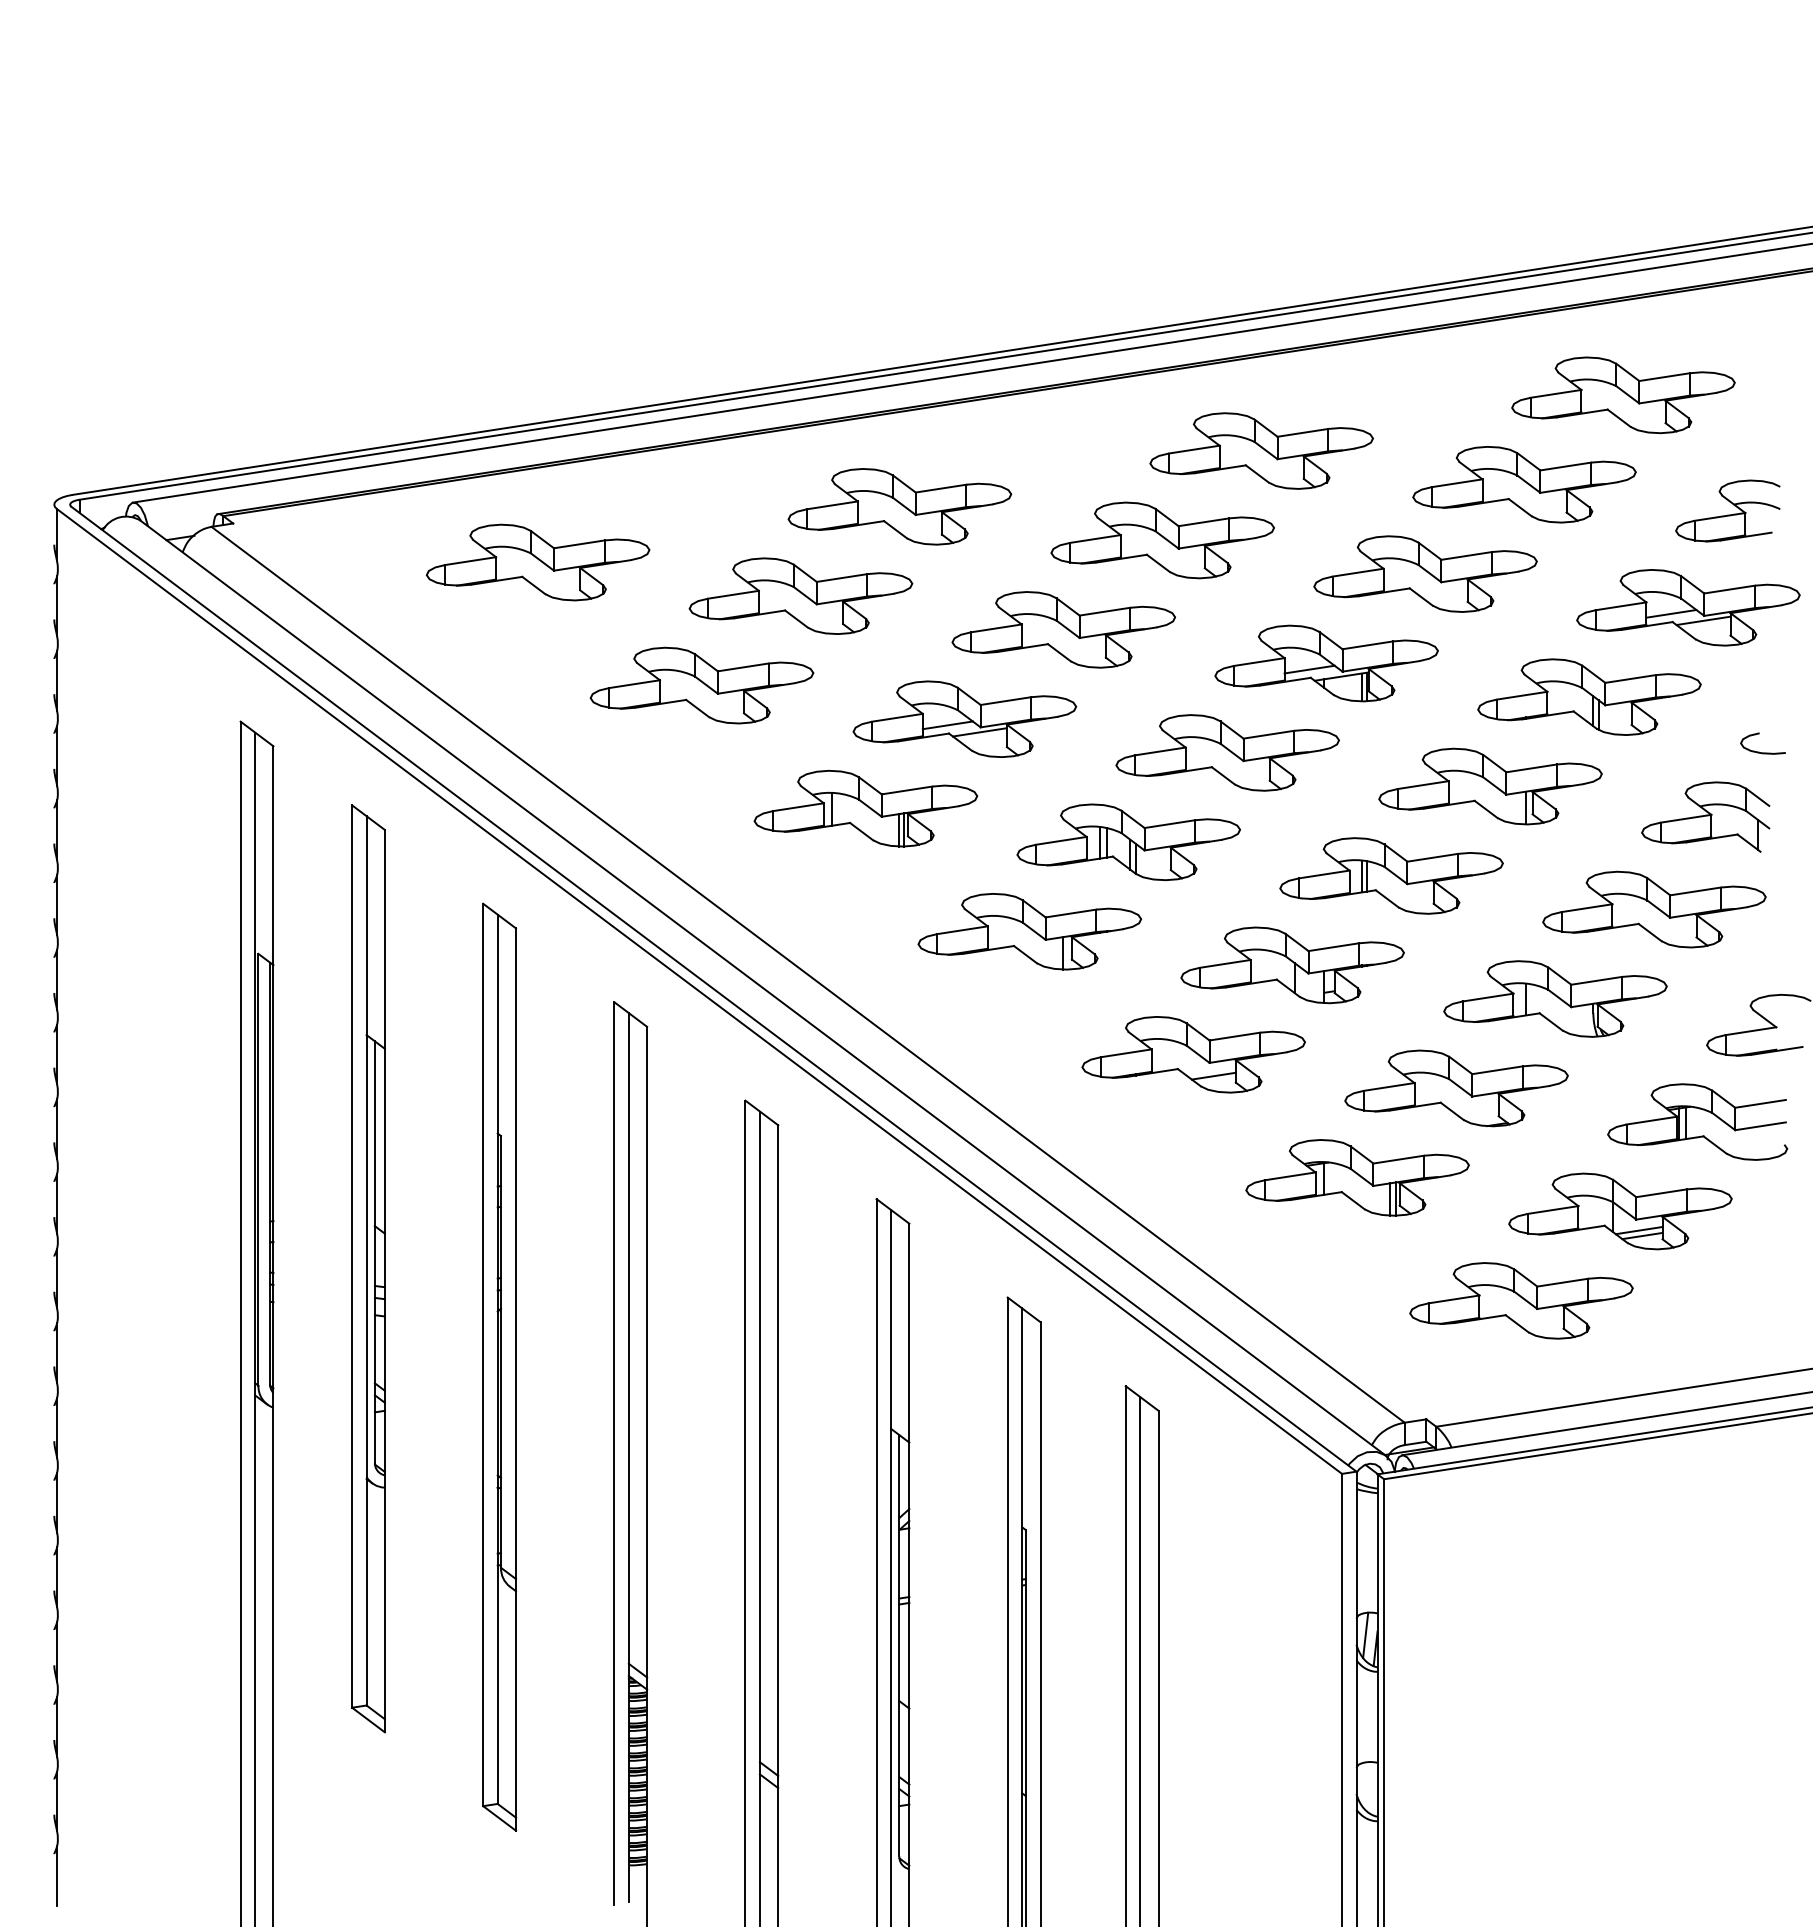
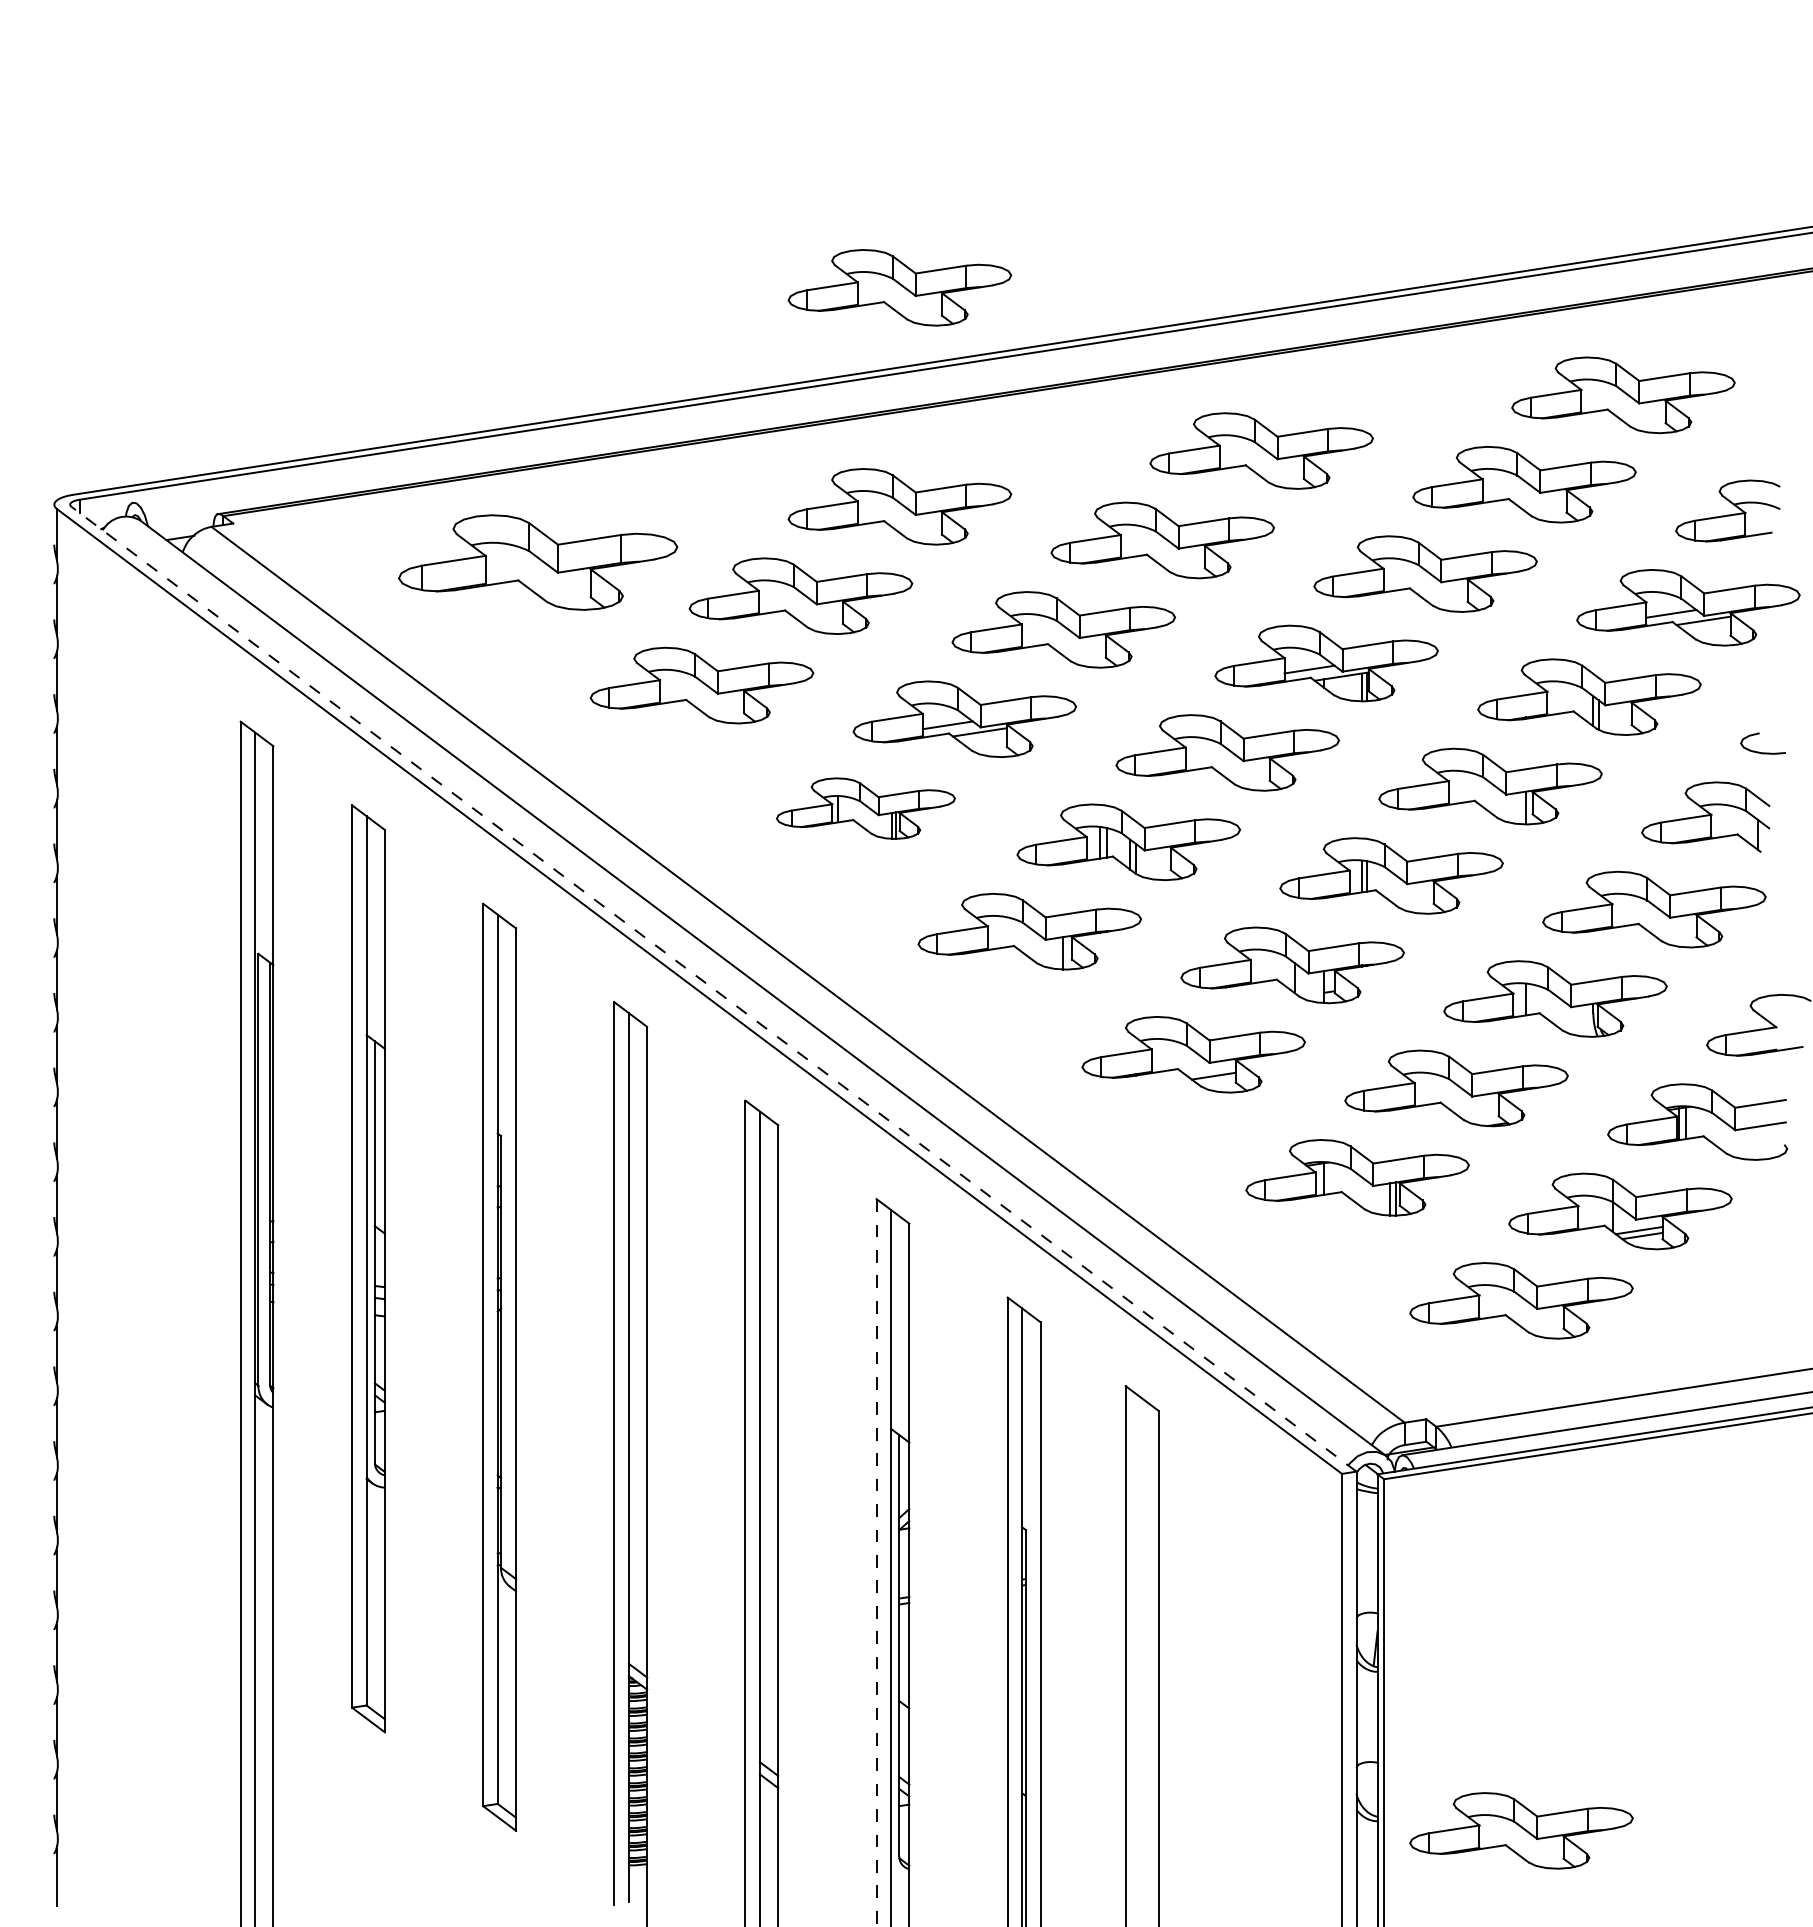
part: none -> present (899, 287)
line: present -> none (971, 373)
part size: 226x79 px -> 281x97 px (538, 562)
part size: 226x79 px -> 180x63 px (865, 808)
line: solid -> dashed (713, 988)
line: solid -> dashed (876, 1562)
line: present -> none (1365, 1635)
line: present -> none (1140, 1660)
part: none -> present (1521, 1830)
